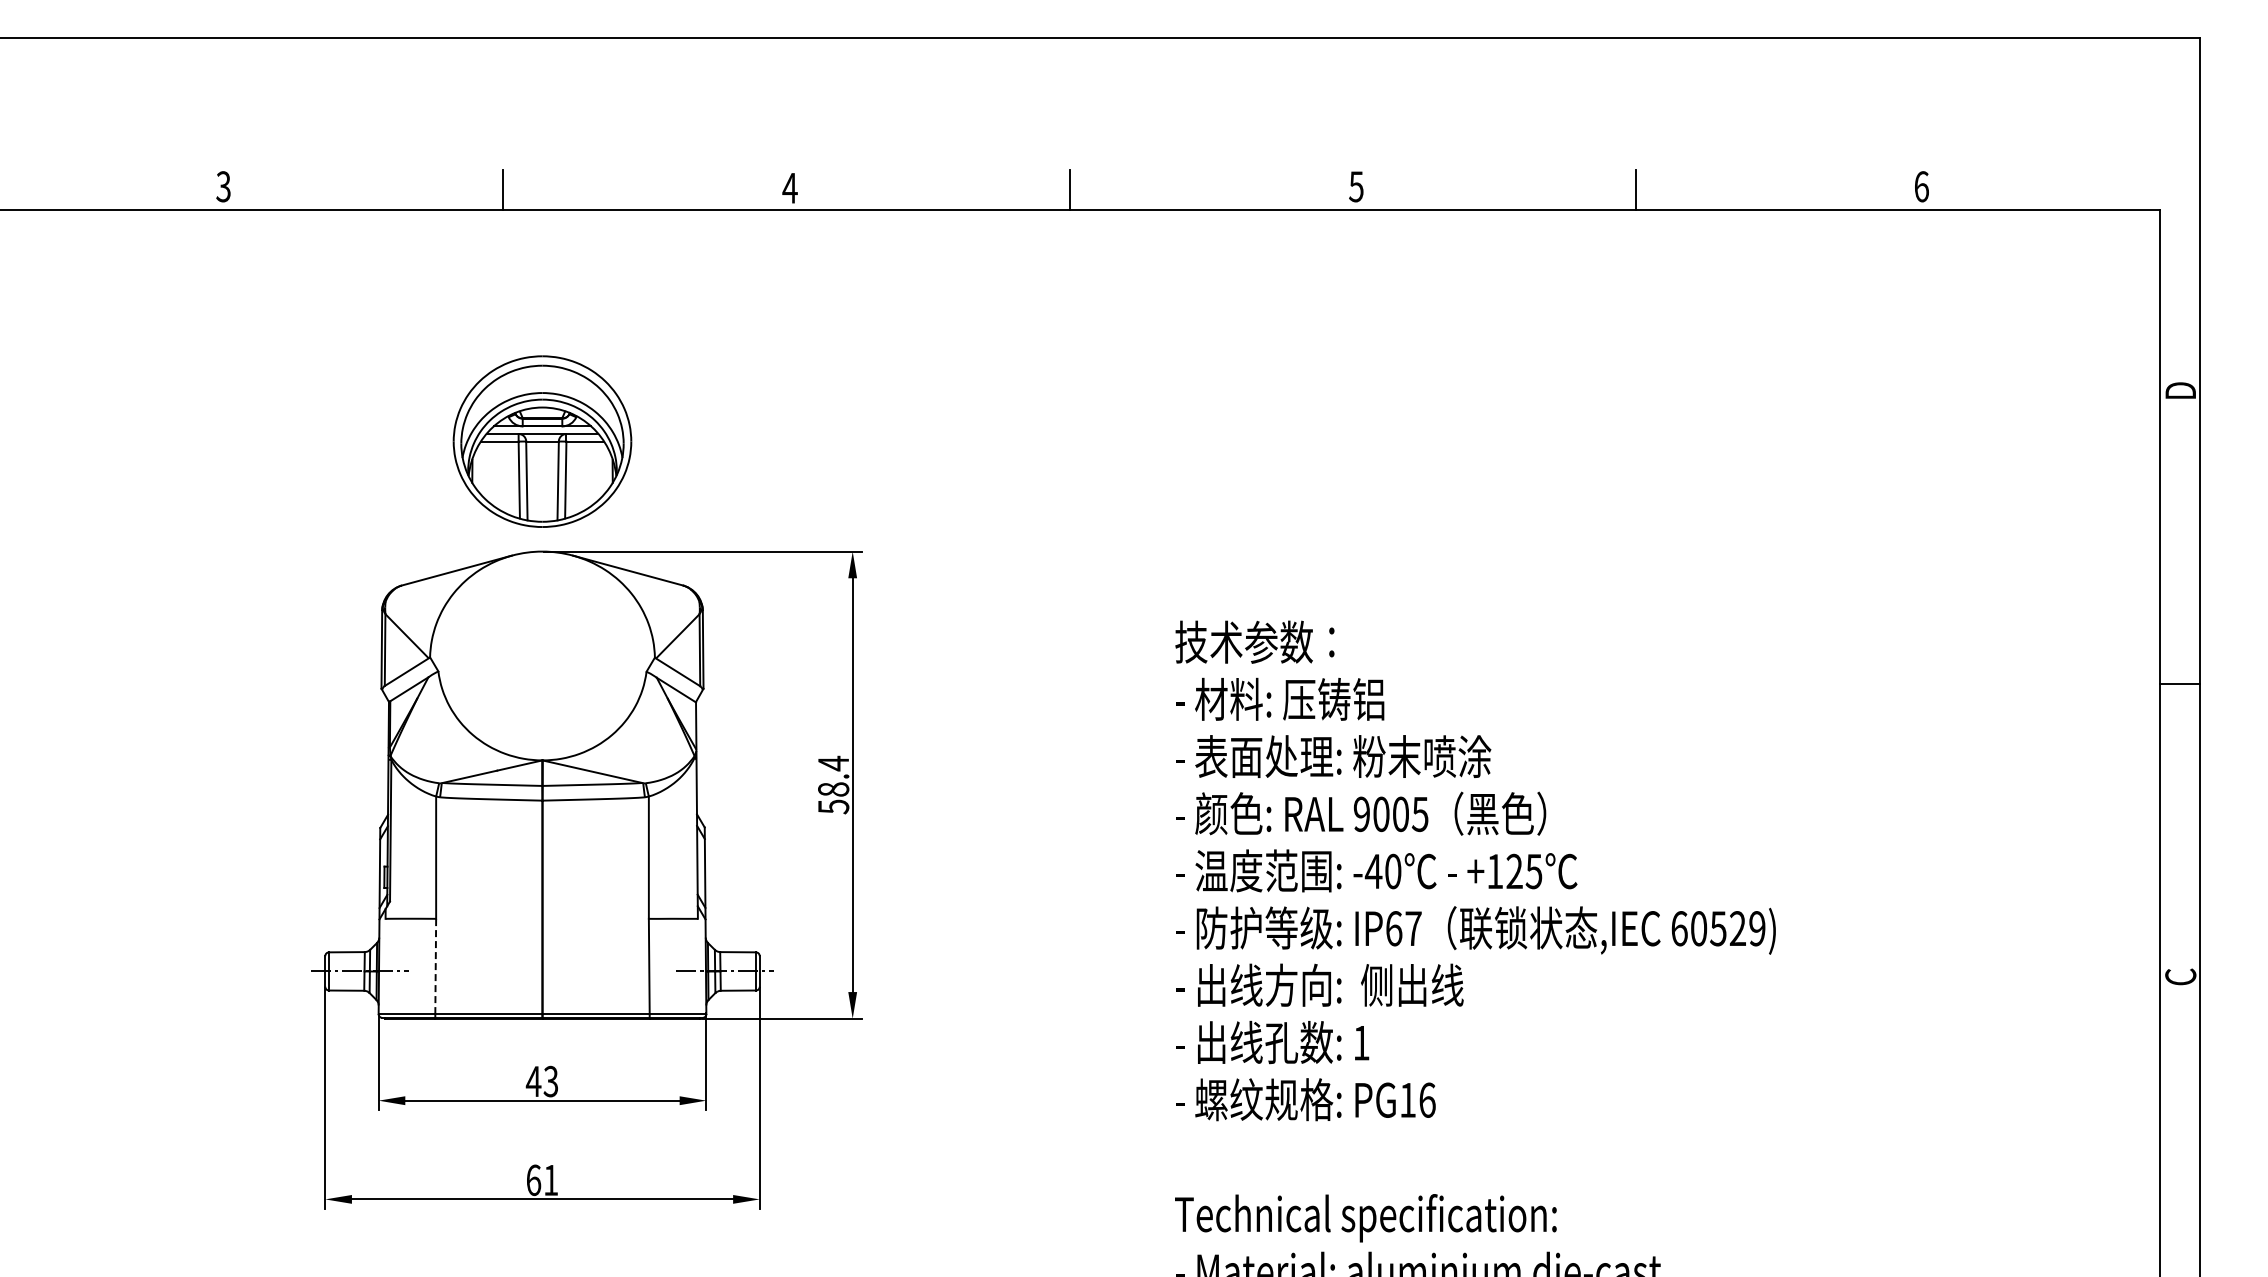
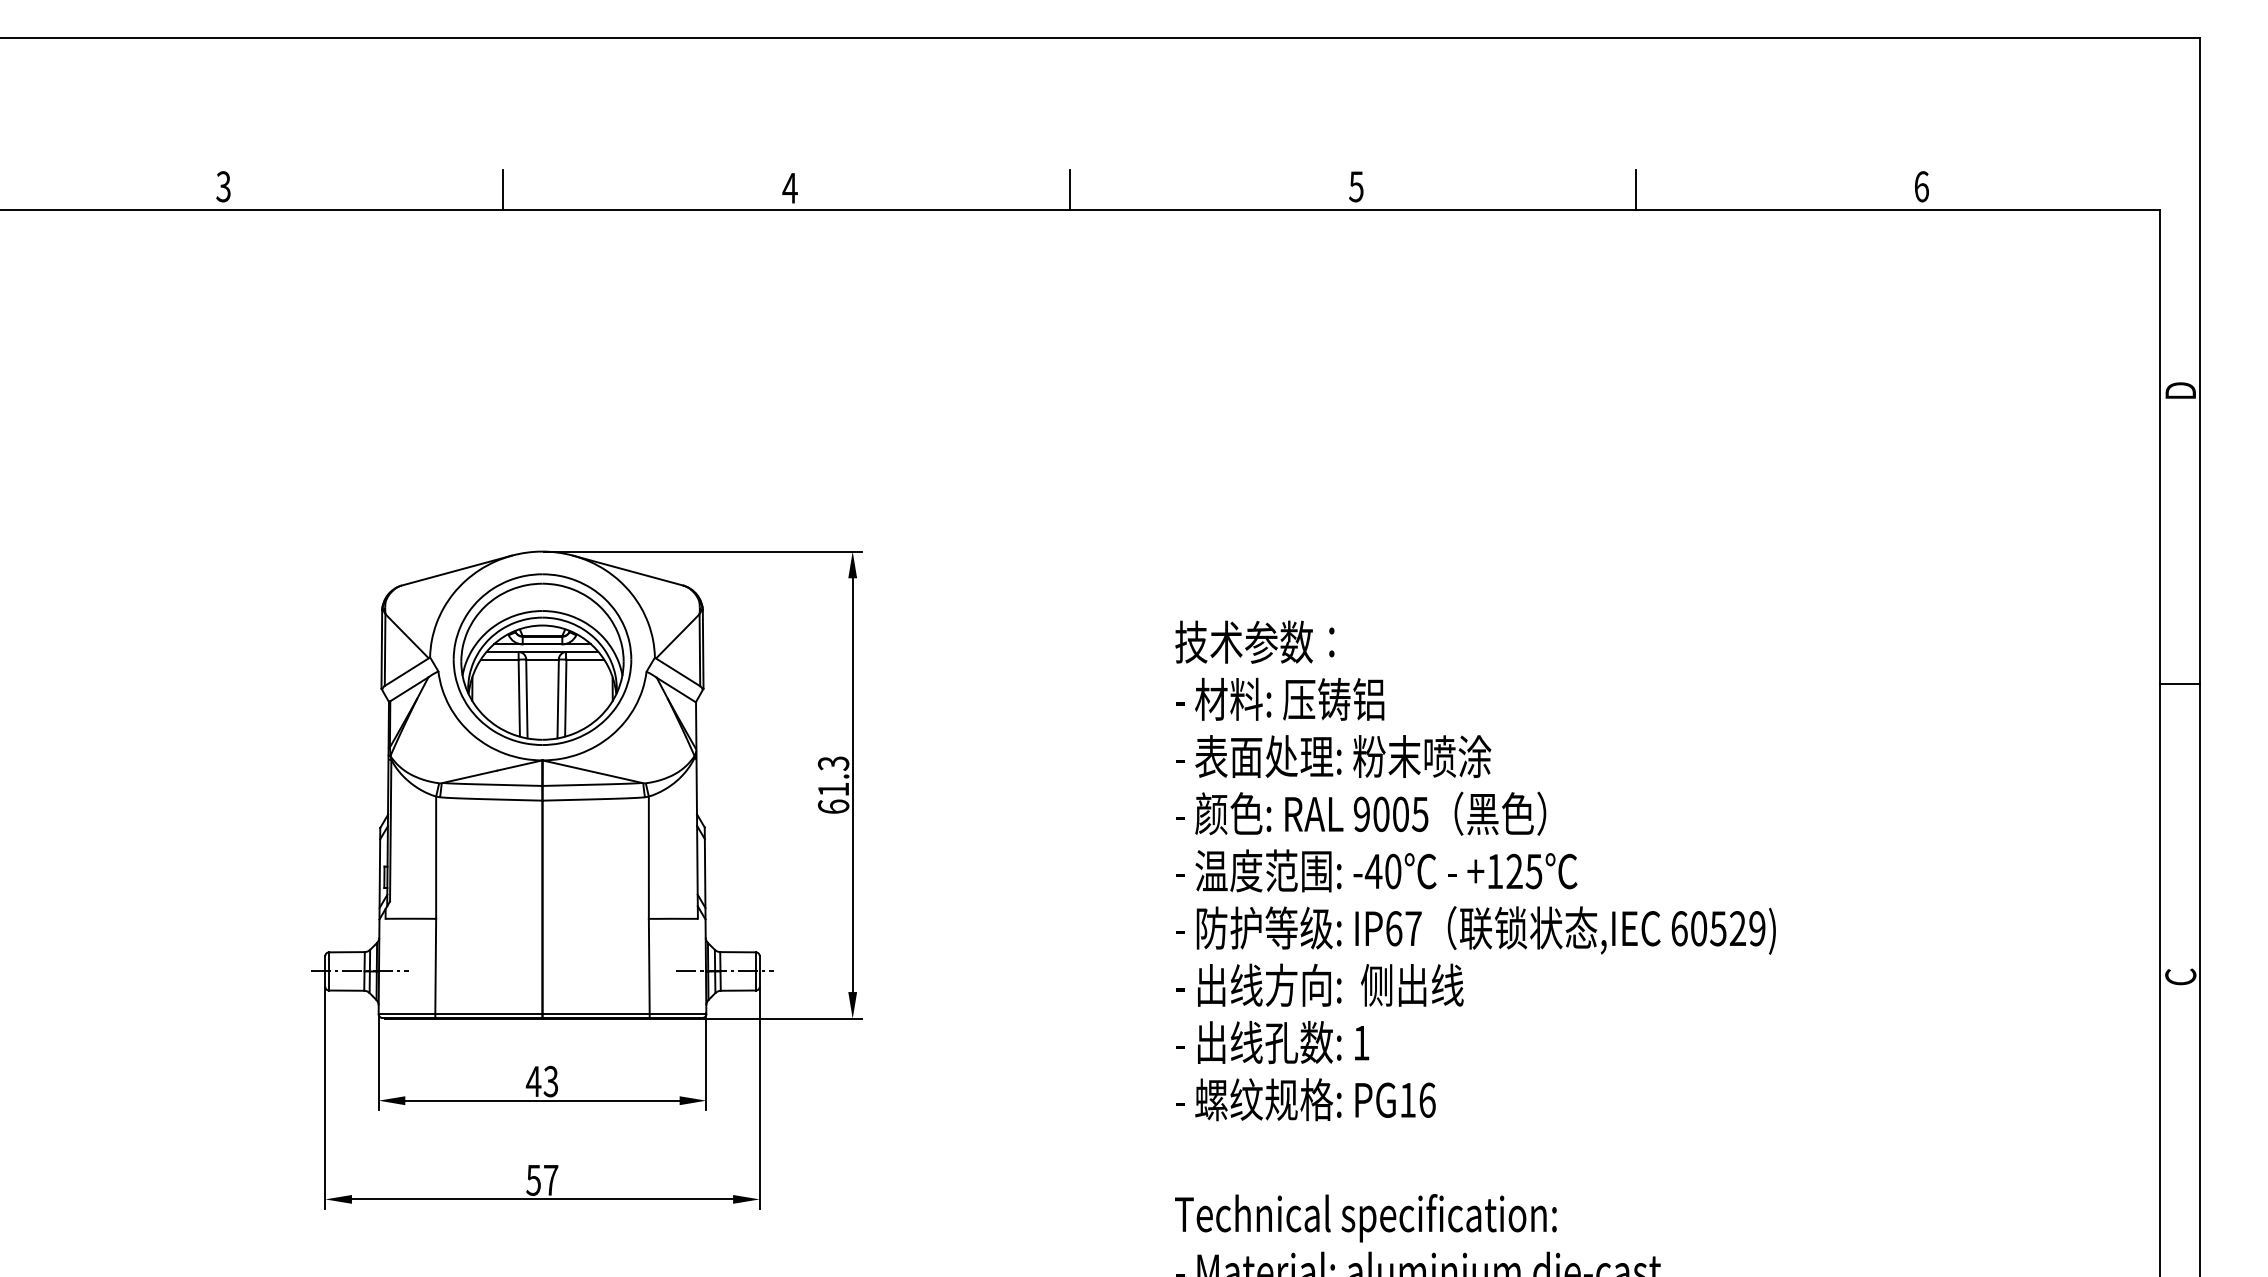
part position: (542, 441) -> (542, 659) (542, 659)
text: 58.4 -> 61.3 (833, 784)
line: dashed -> solid (435, 966)
text: 61 -> 57 (542, 1179)
